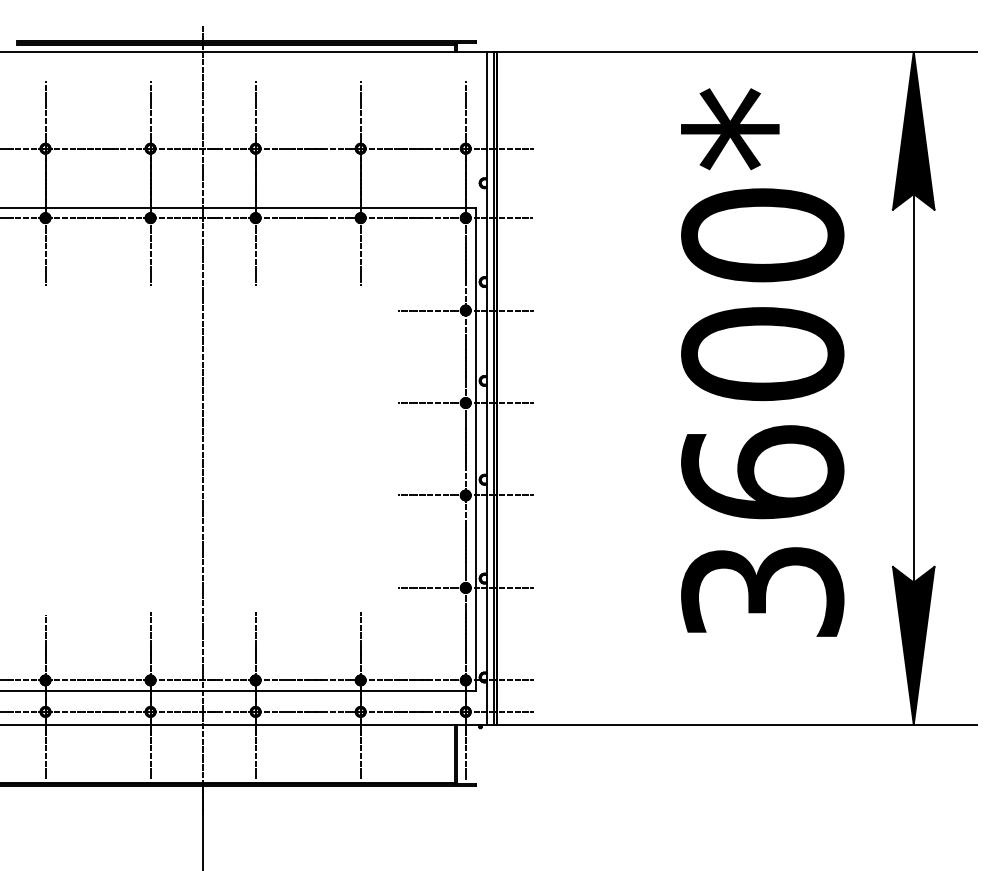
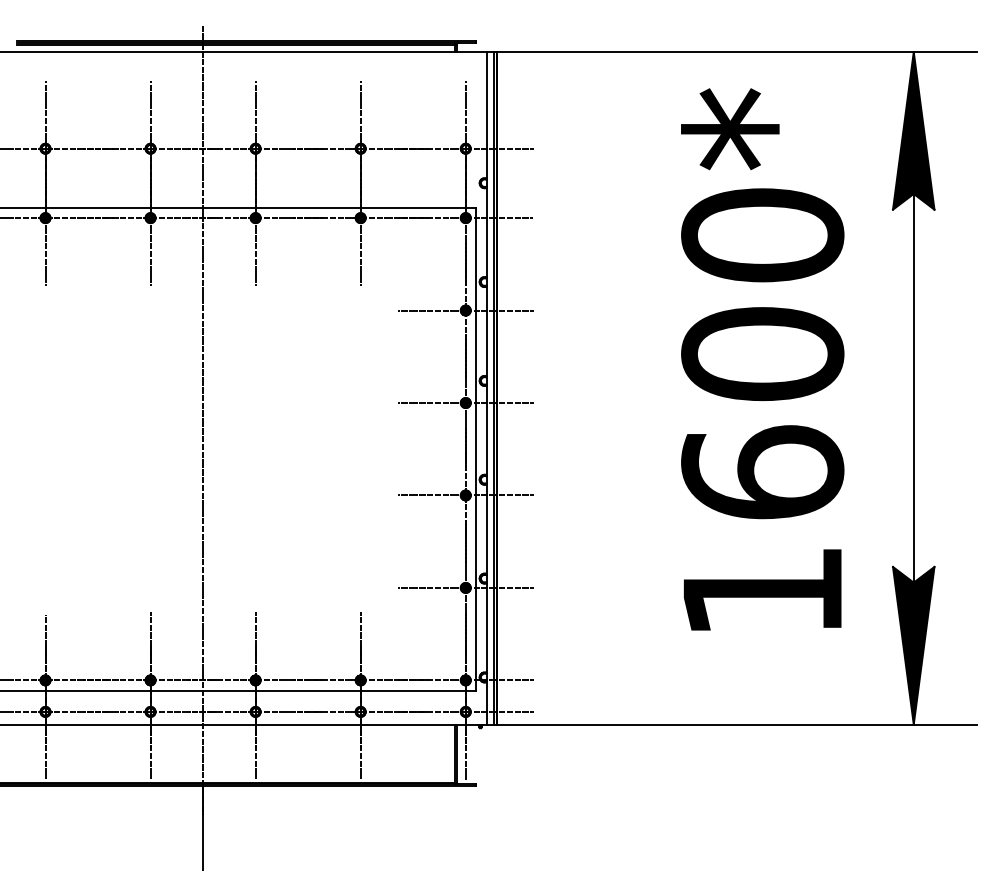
text: 3600* -> 1600* (762, 591)
